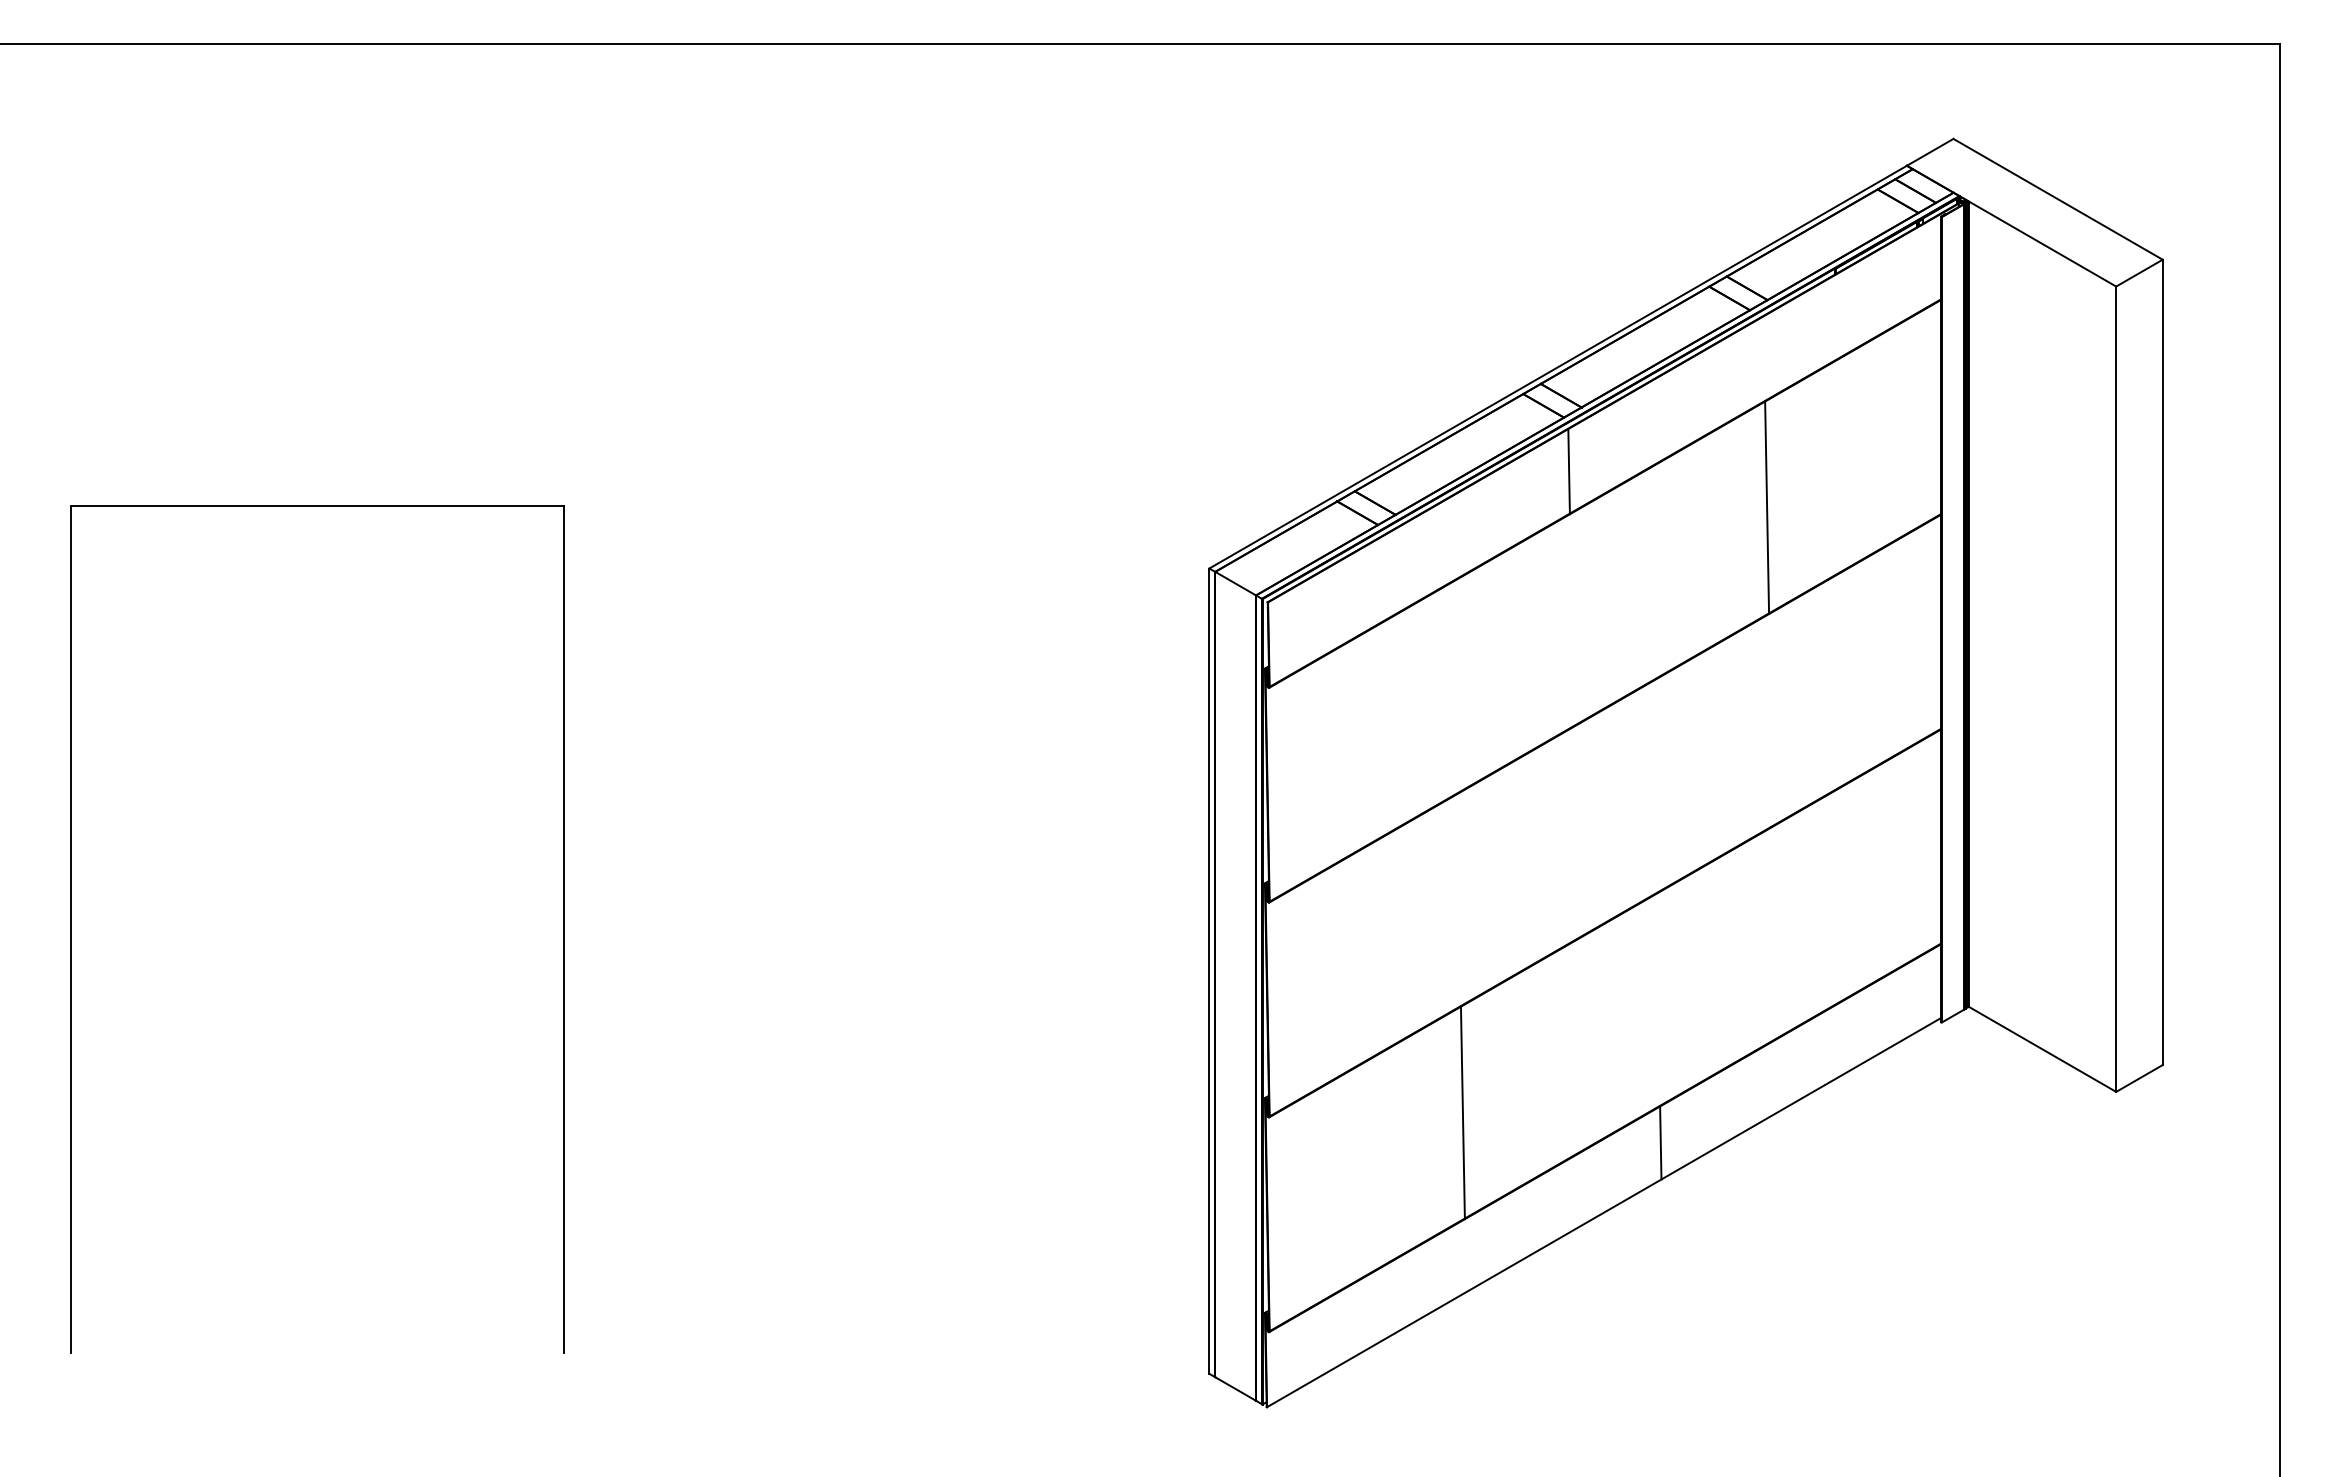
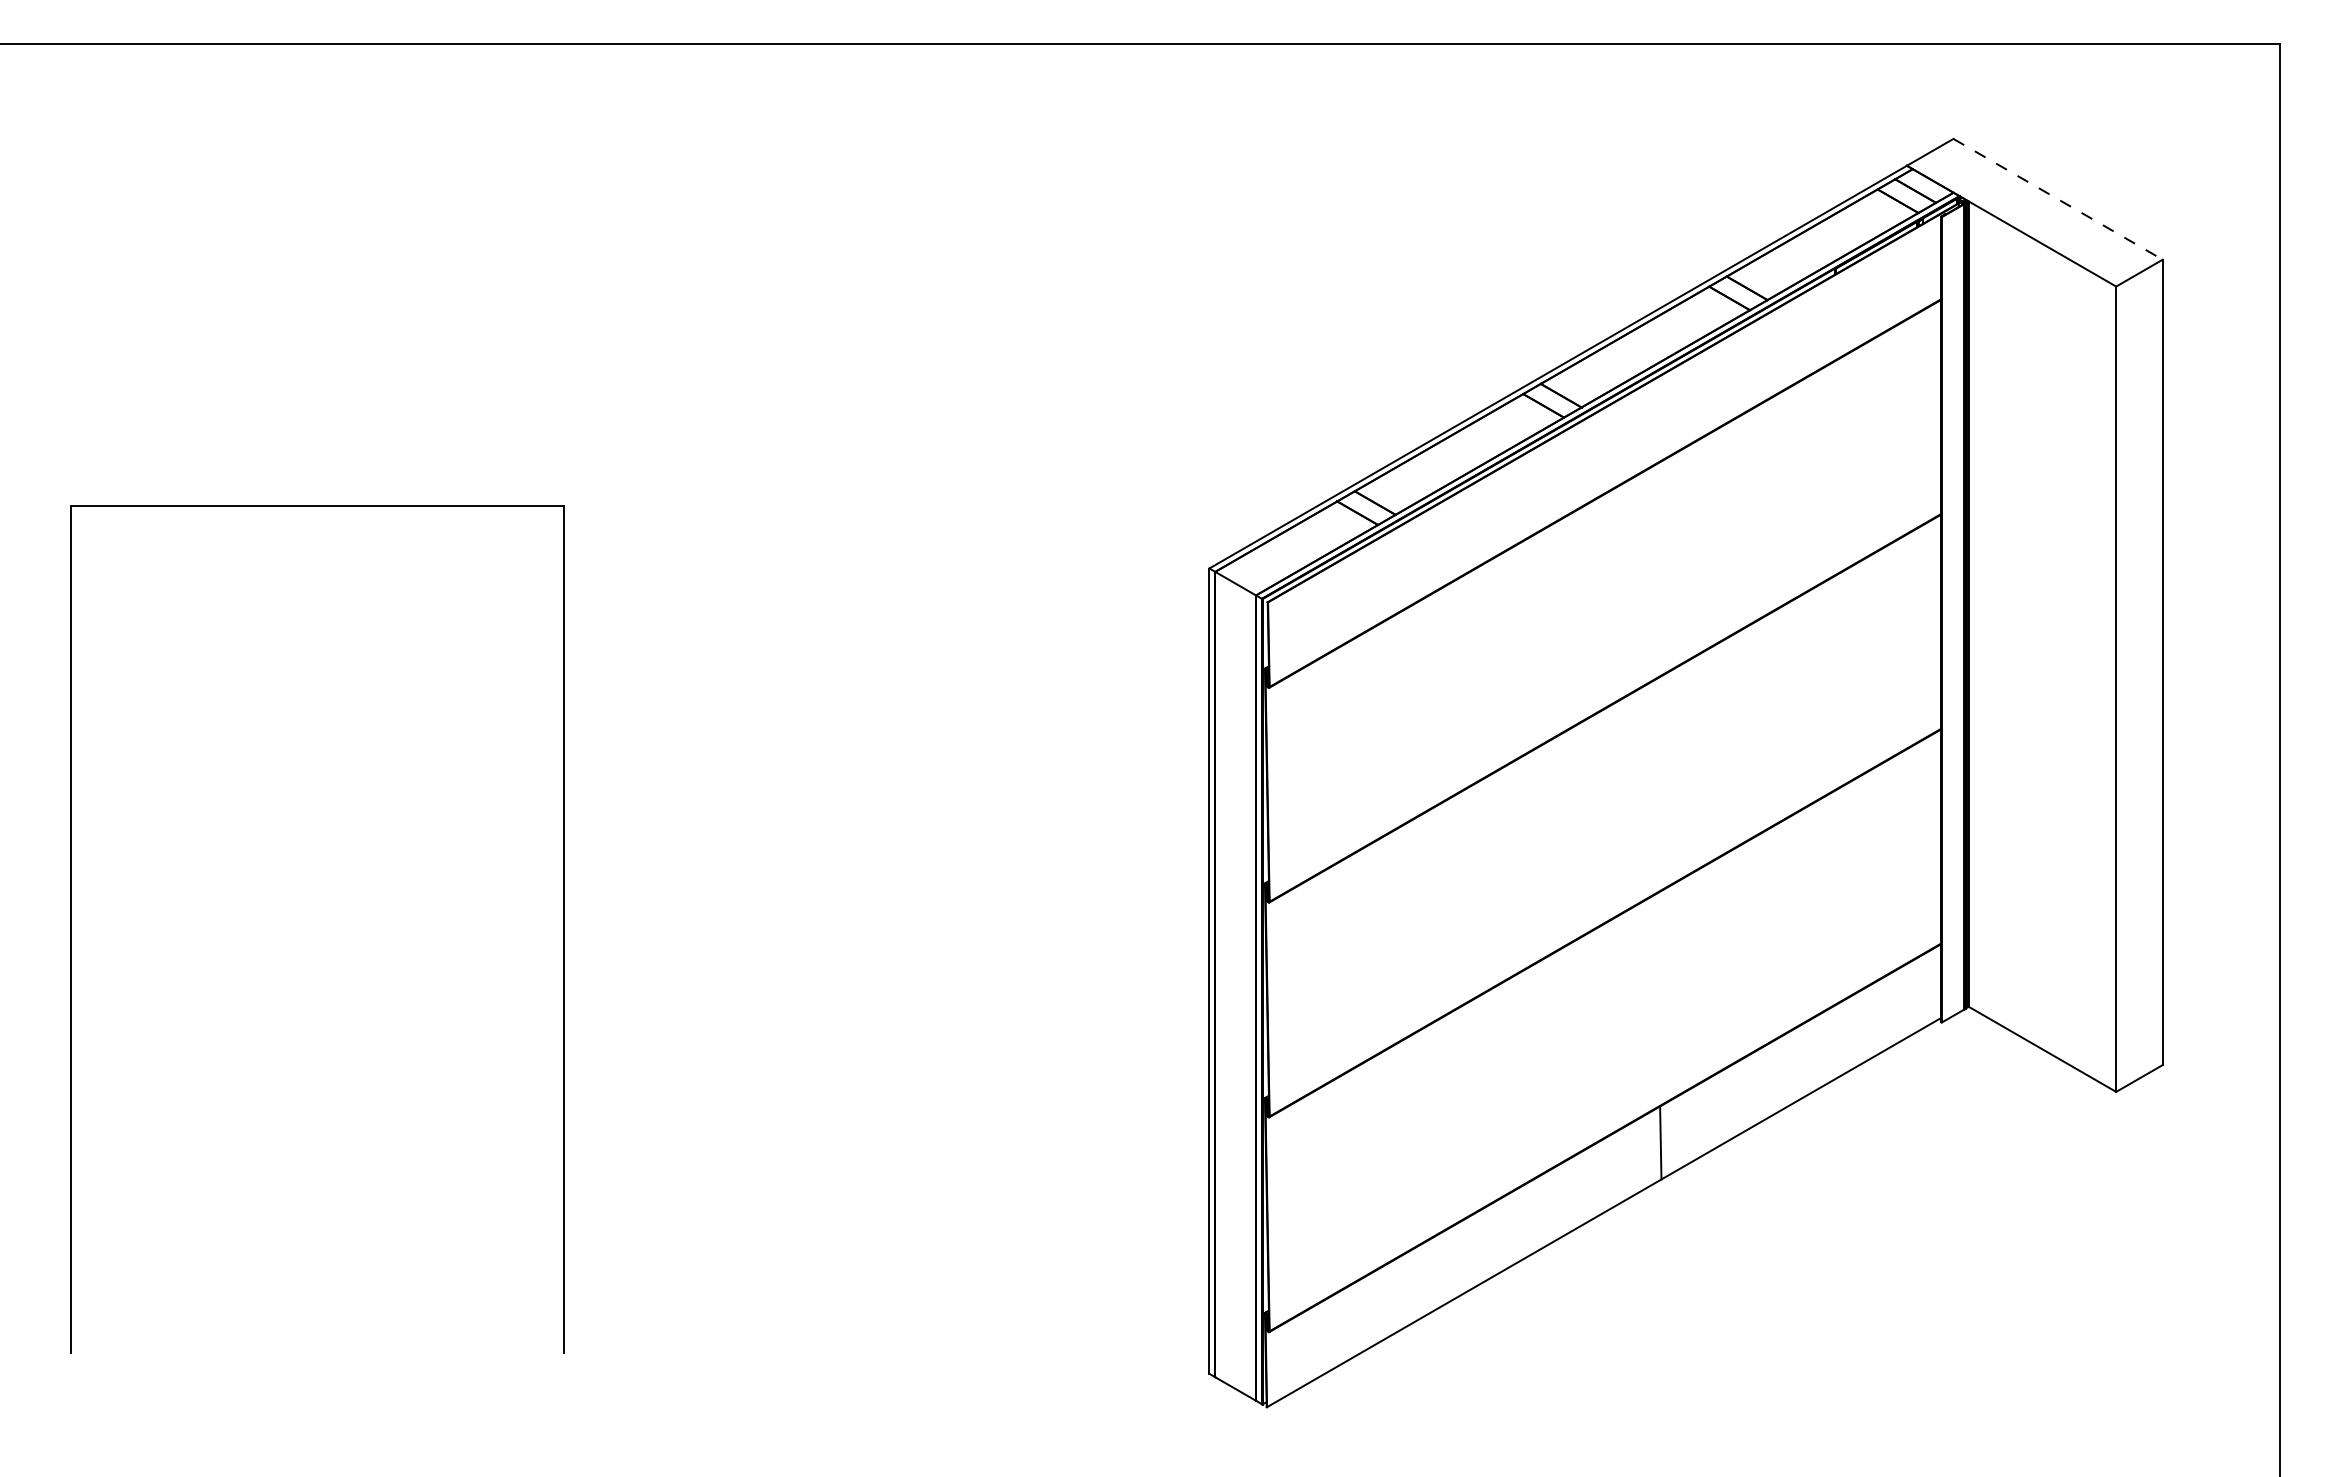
line: solid -> dashed (2058, 199)
line: present -> none (1568, 471)
line: present -> none (1767, 507)
line: present -> none (1462, 1112)
